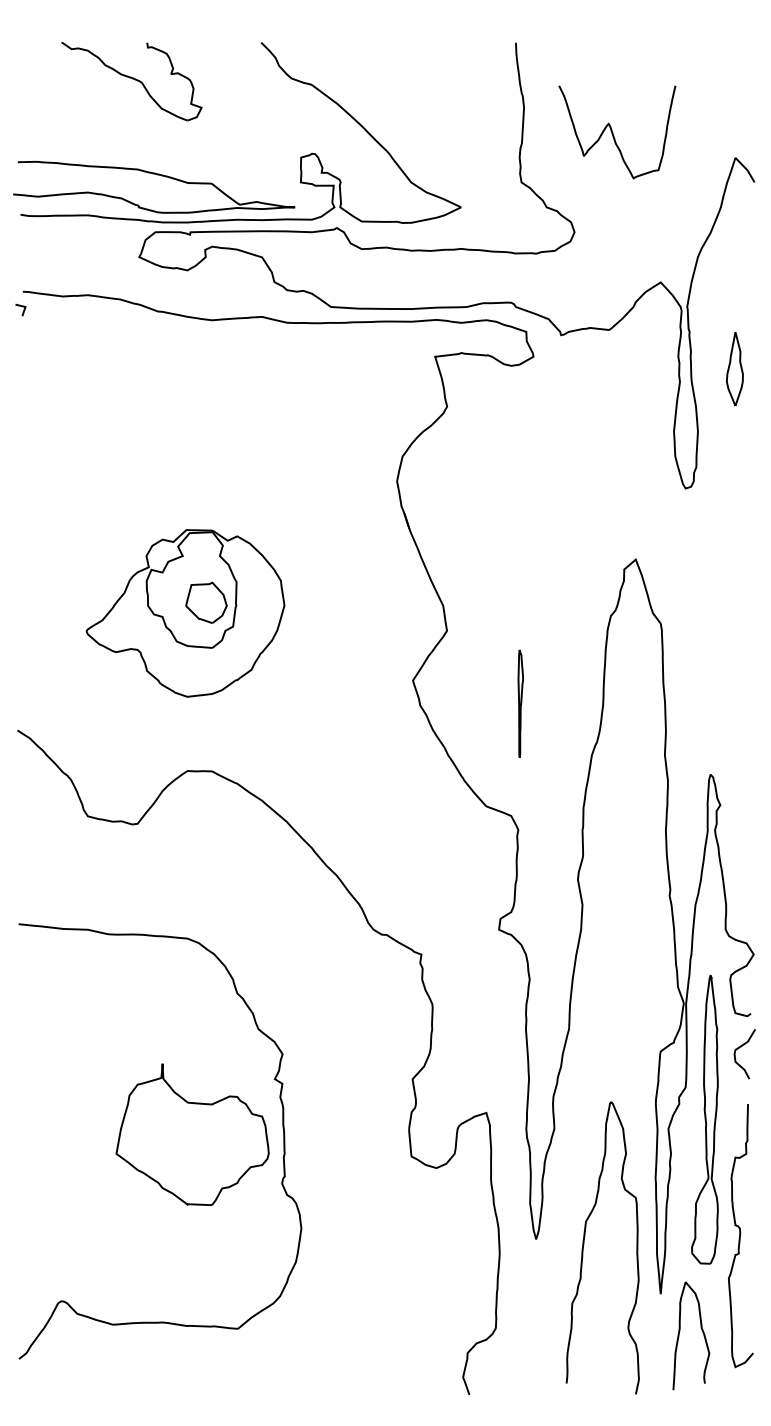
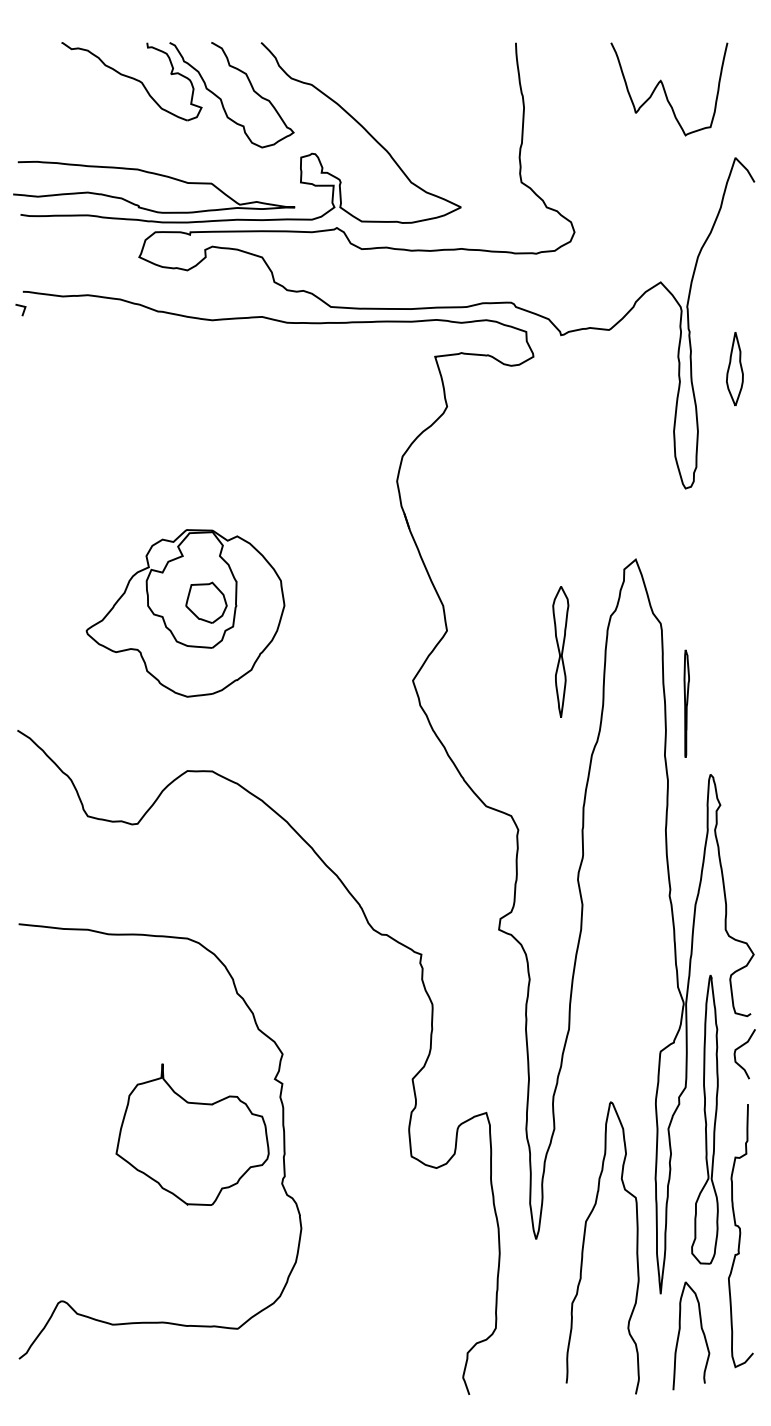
curve: none -> present (222, 100)
curve position: (613, 132) -> (665, 89) (665, 89)
part: none -> present (560, 651)
part position: (520, 703) -> (686, 703) (686, 703)
